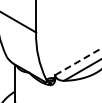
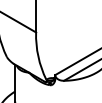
line: dashed -> solid (78, 61)
